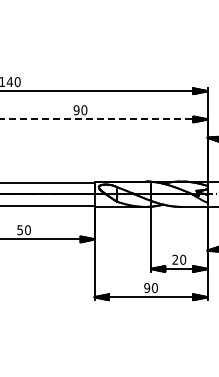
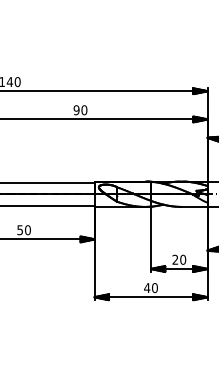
line: dashed -> solid (104, 119)
text: 90 -> 40 (147, 288)
